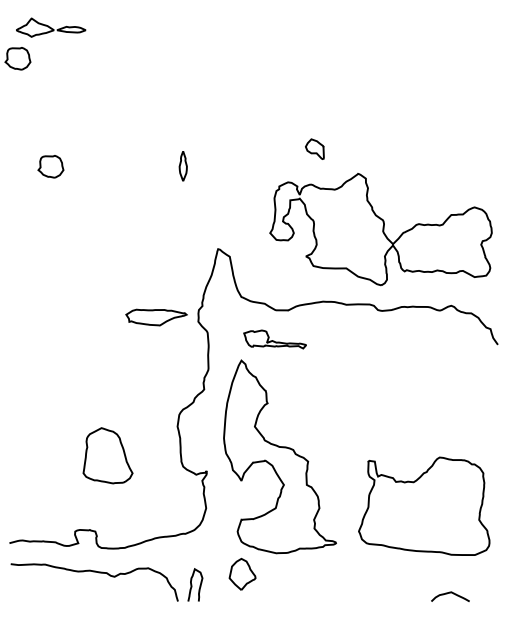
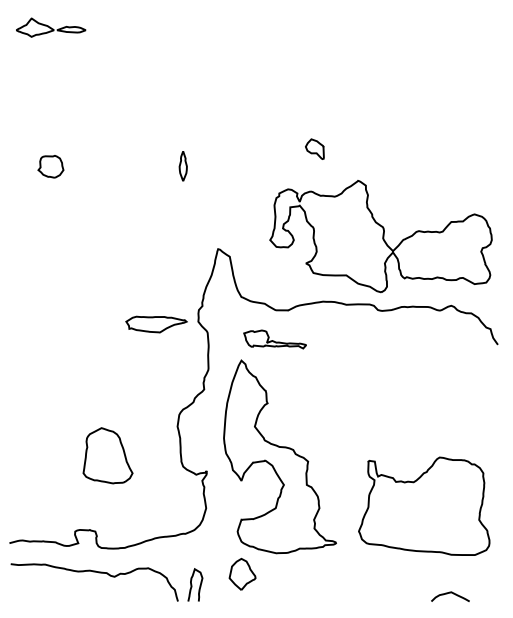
part: present -> none (17, 58)
part position: (380, 229) -> (380, 236) (380, 236)
part position: (156, 317) -> (156, 324) (156, 324)
